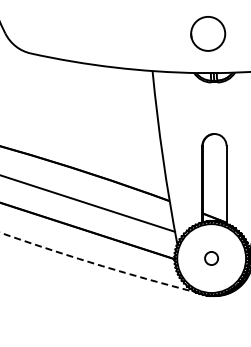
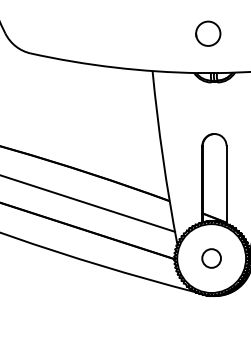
circle size: 37x36 px -> 27x27 px (208, 33)
circle size: 15x15 px -> 21x21 px (211, 258)
arc: dashed -> solid (97, 264)
